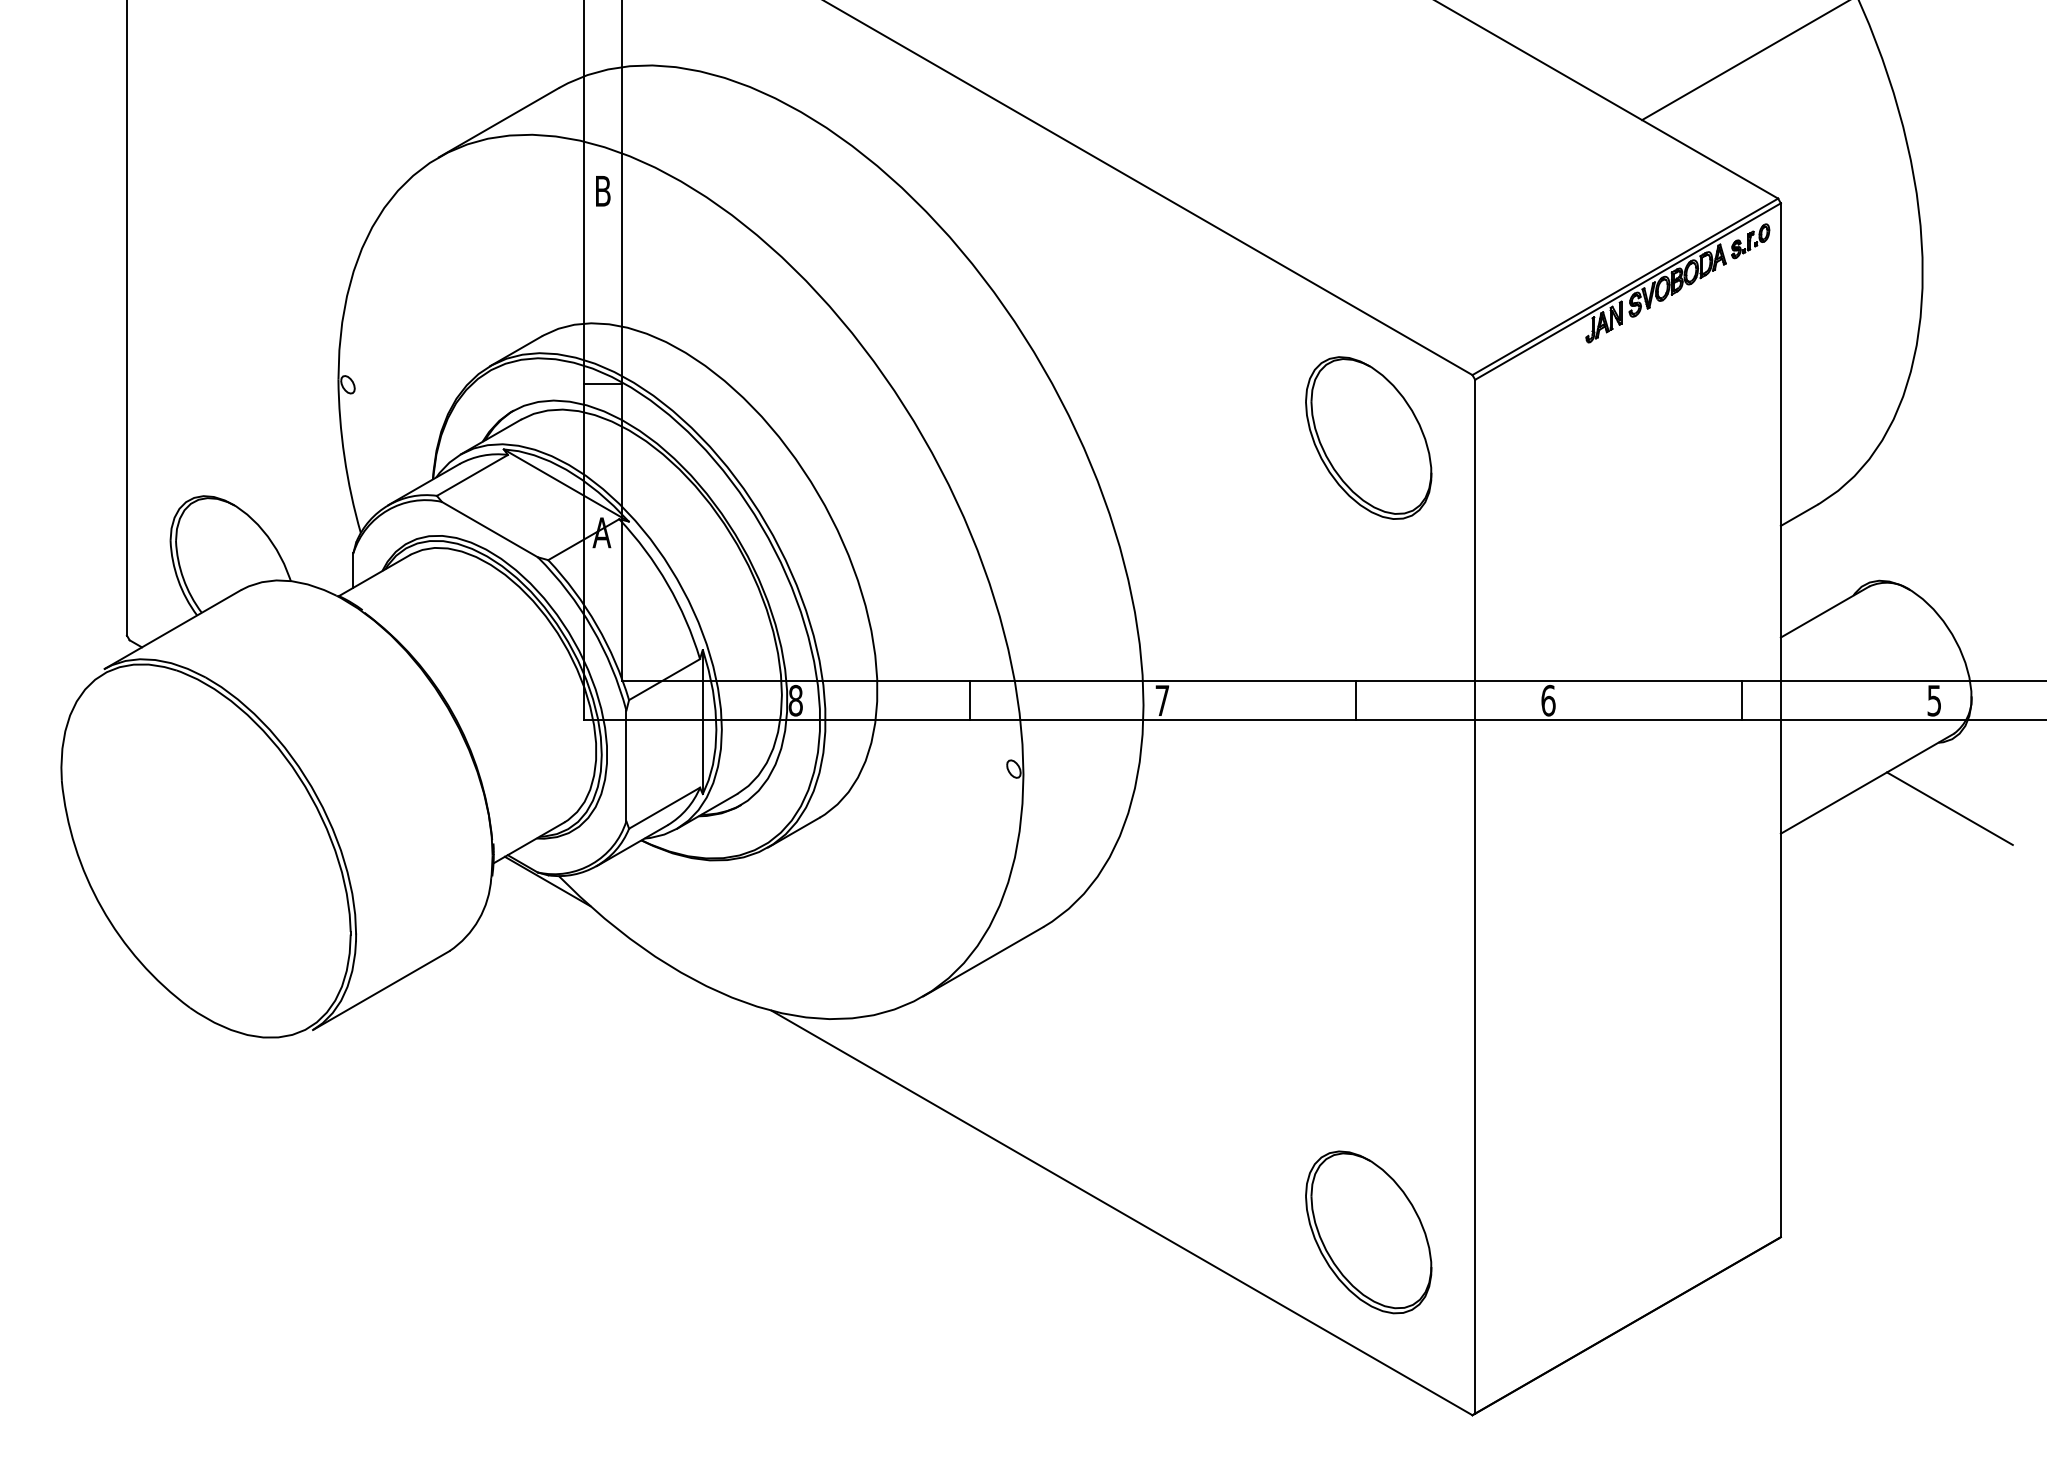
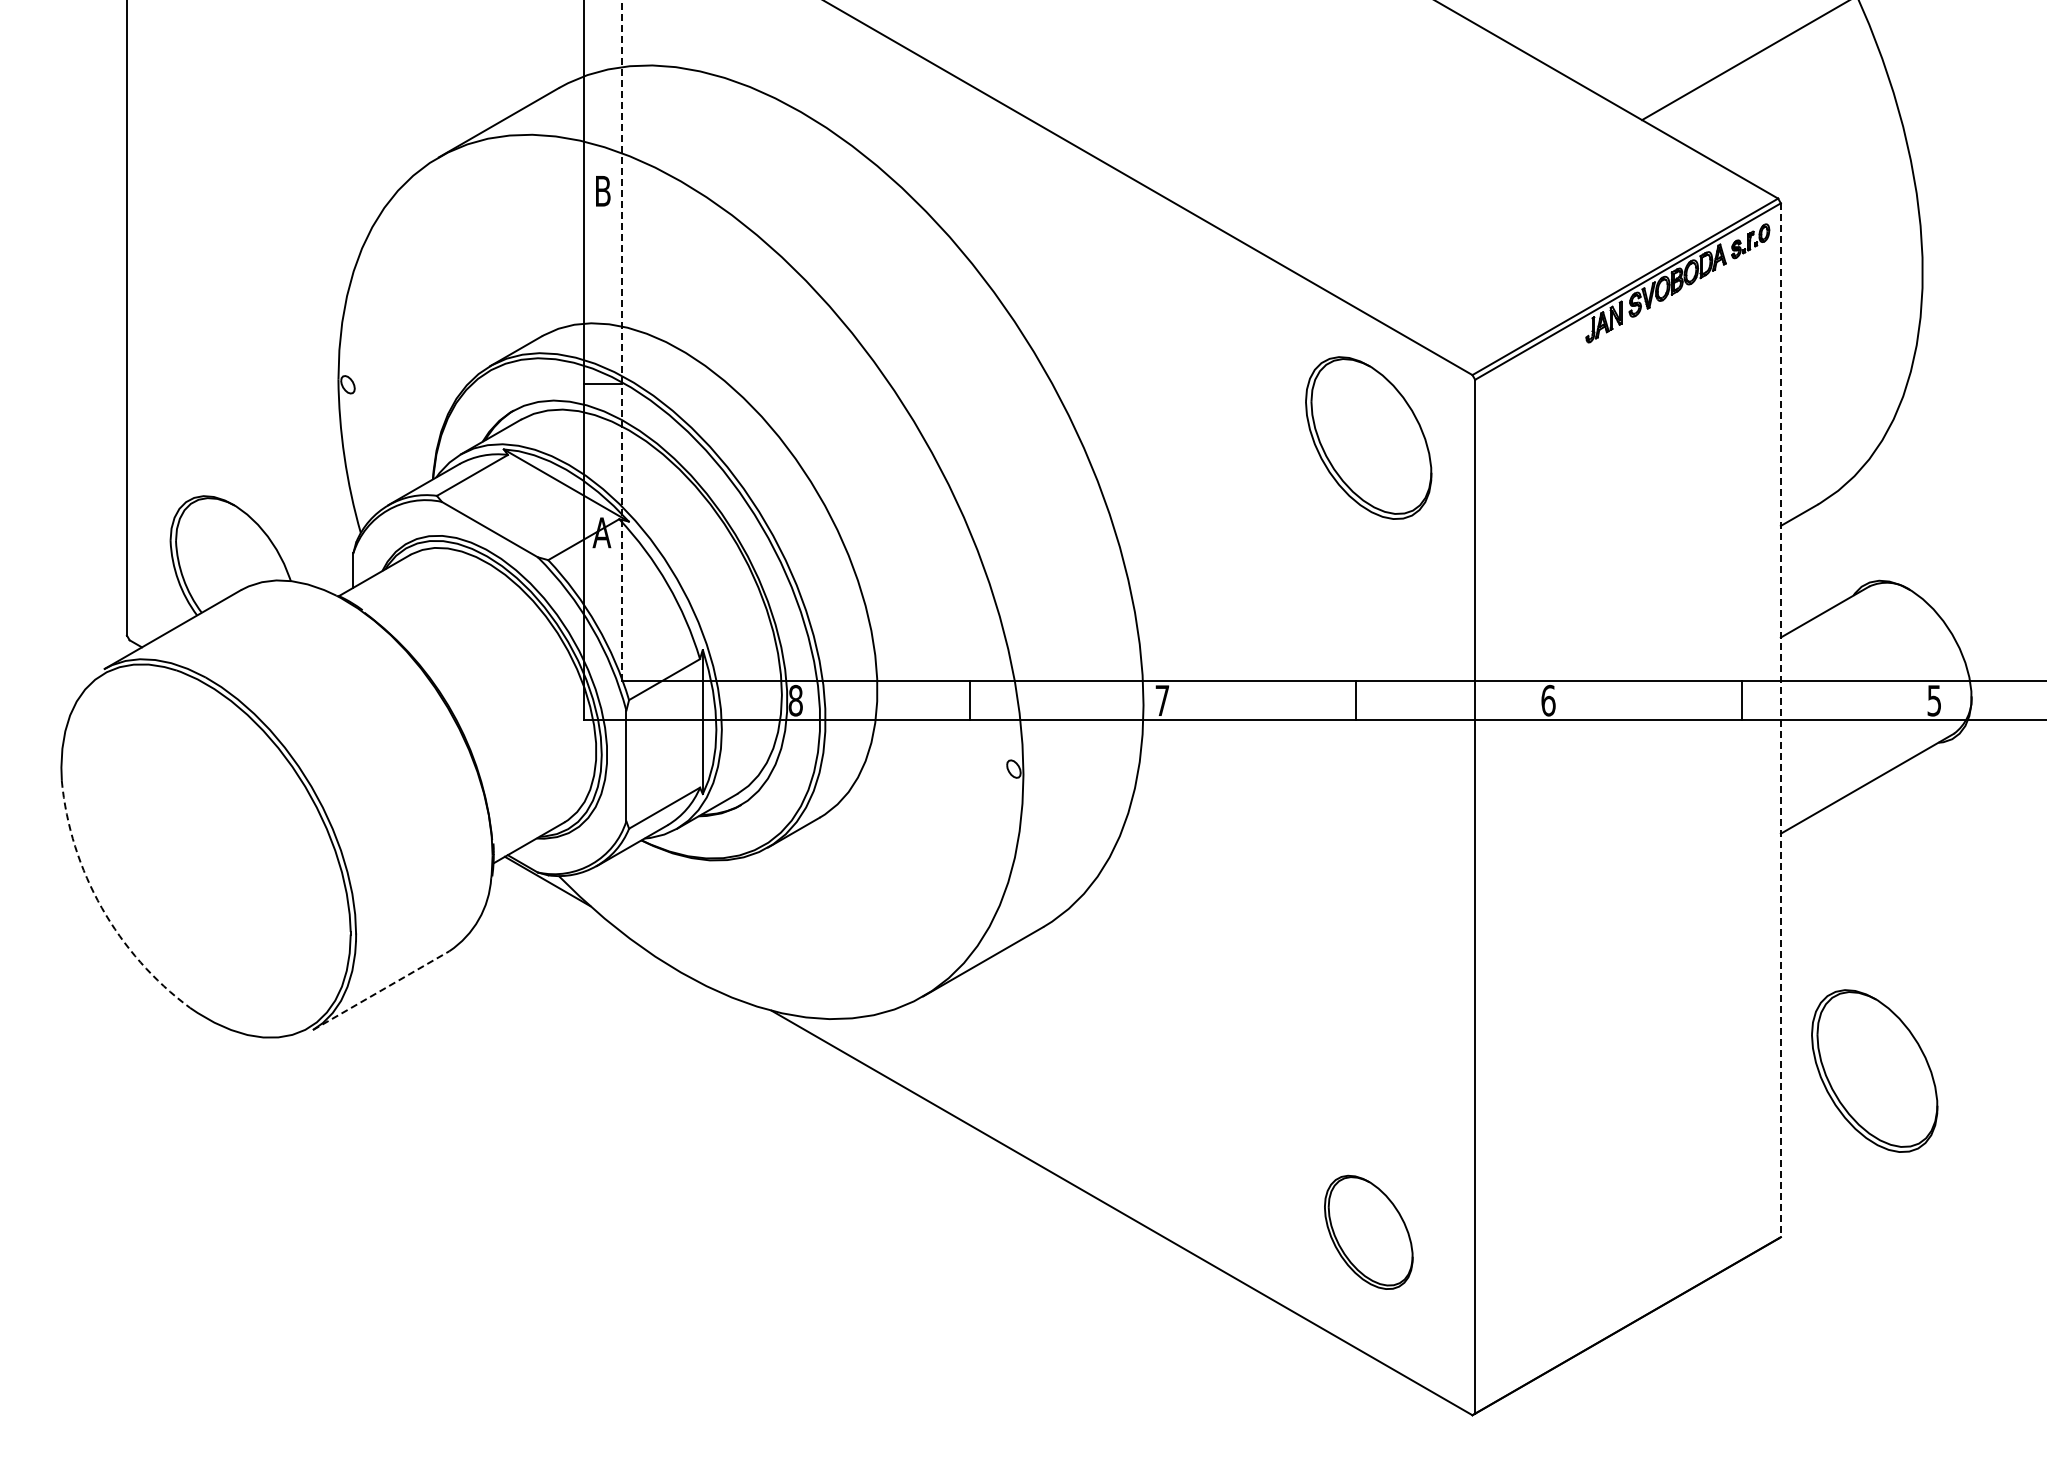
line: solid -> dashed (622, 340)
line: solid -> dashed (1780, 720)
line: present -> none (1949, 808)
arc: solid -> dashed (101, 907)
line: solid -> dashed (381, 990)
part: none -> present (1874, 1070)
part size: 128x165 px -> 90x116 px (1368, 1231)
